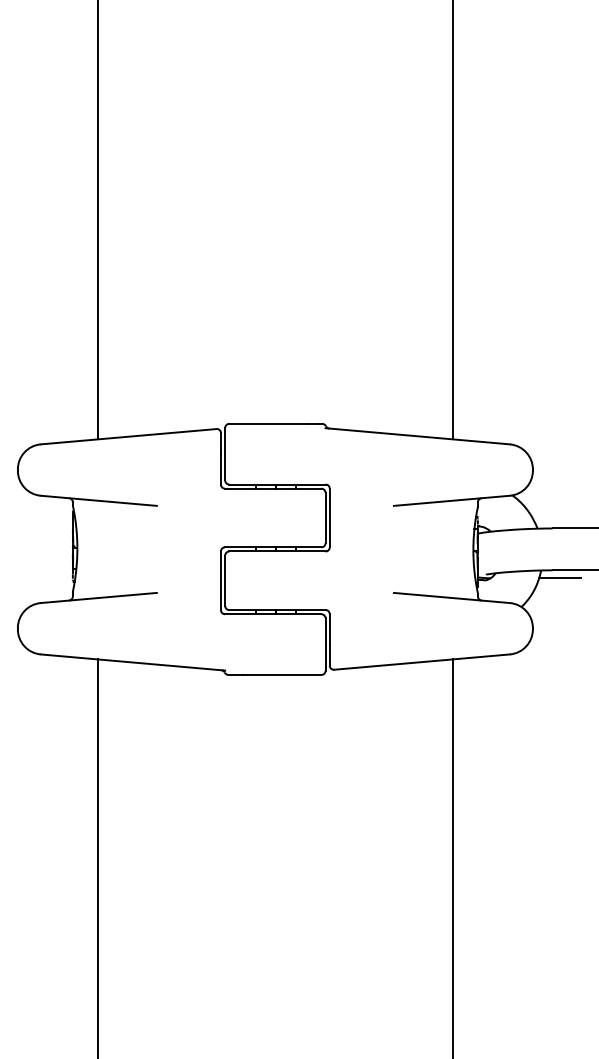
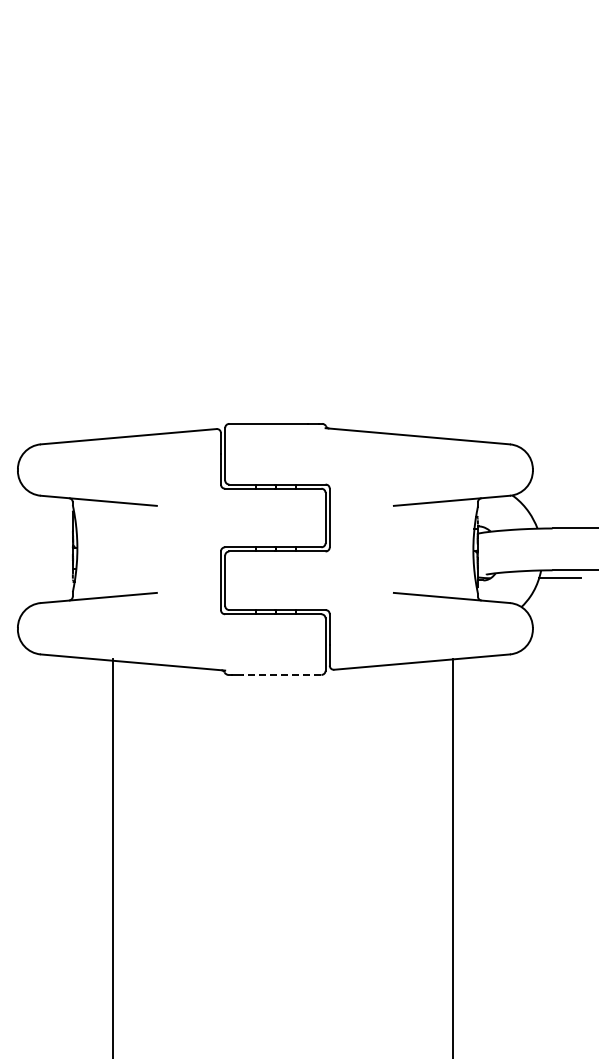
line: present -> none (97, 220)
line: present -> none (452, 220)
line: solid -> dashed (281, 674)
line position: (97, 857) -> (112, 857) (112, 857)
